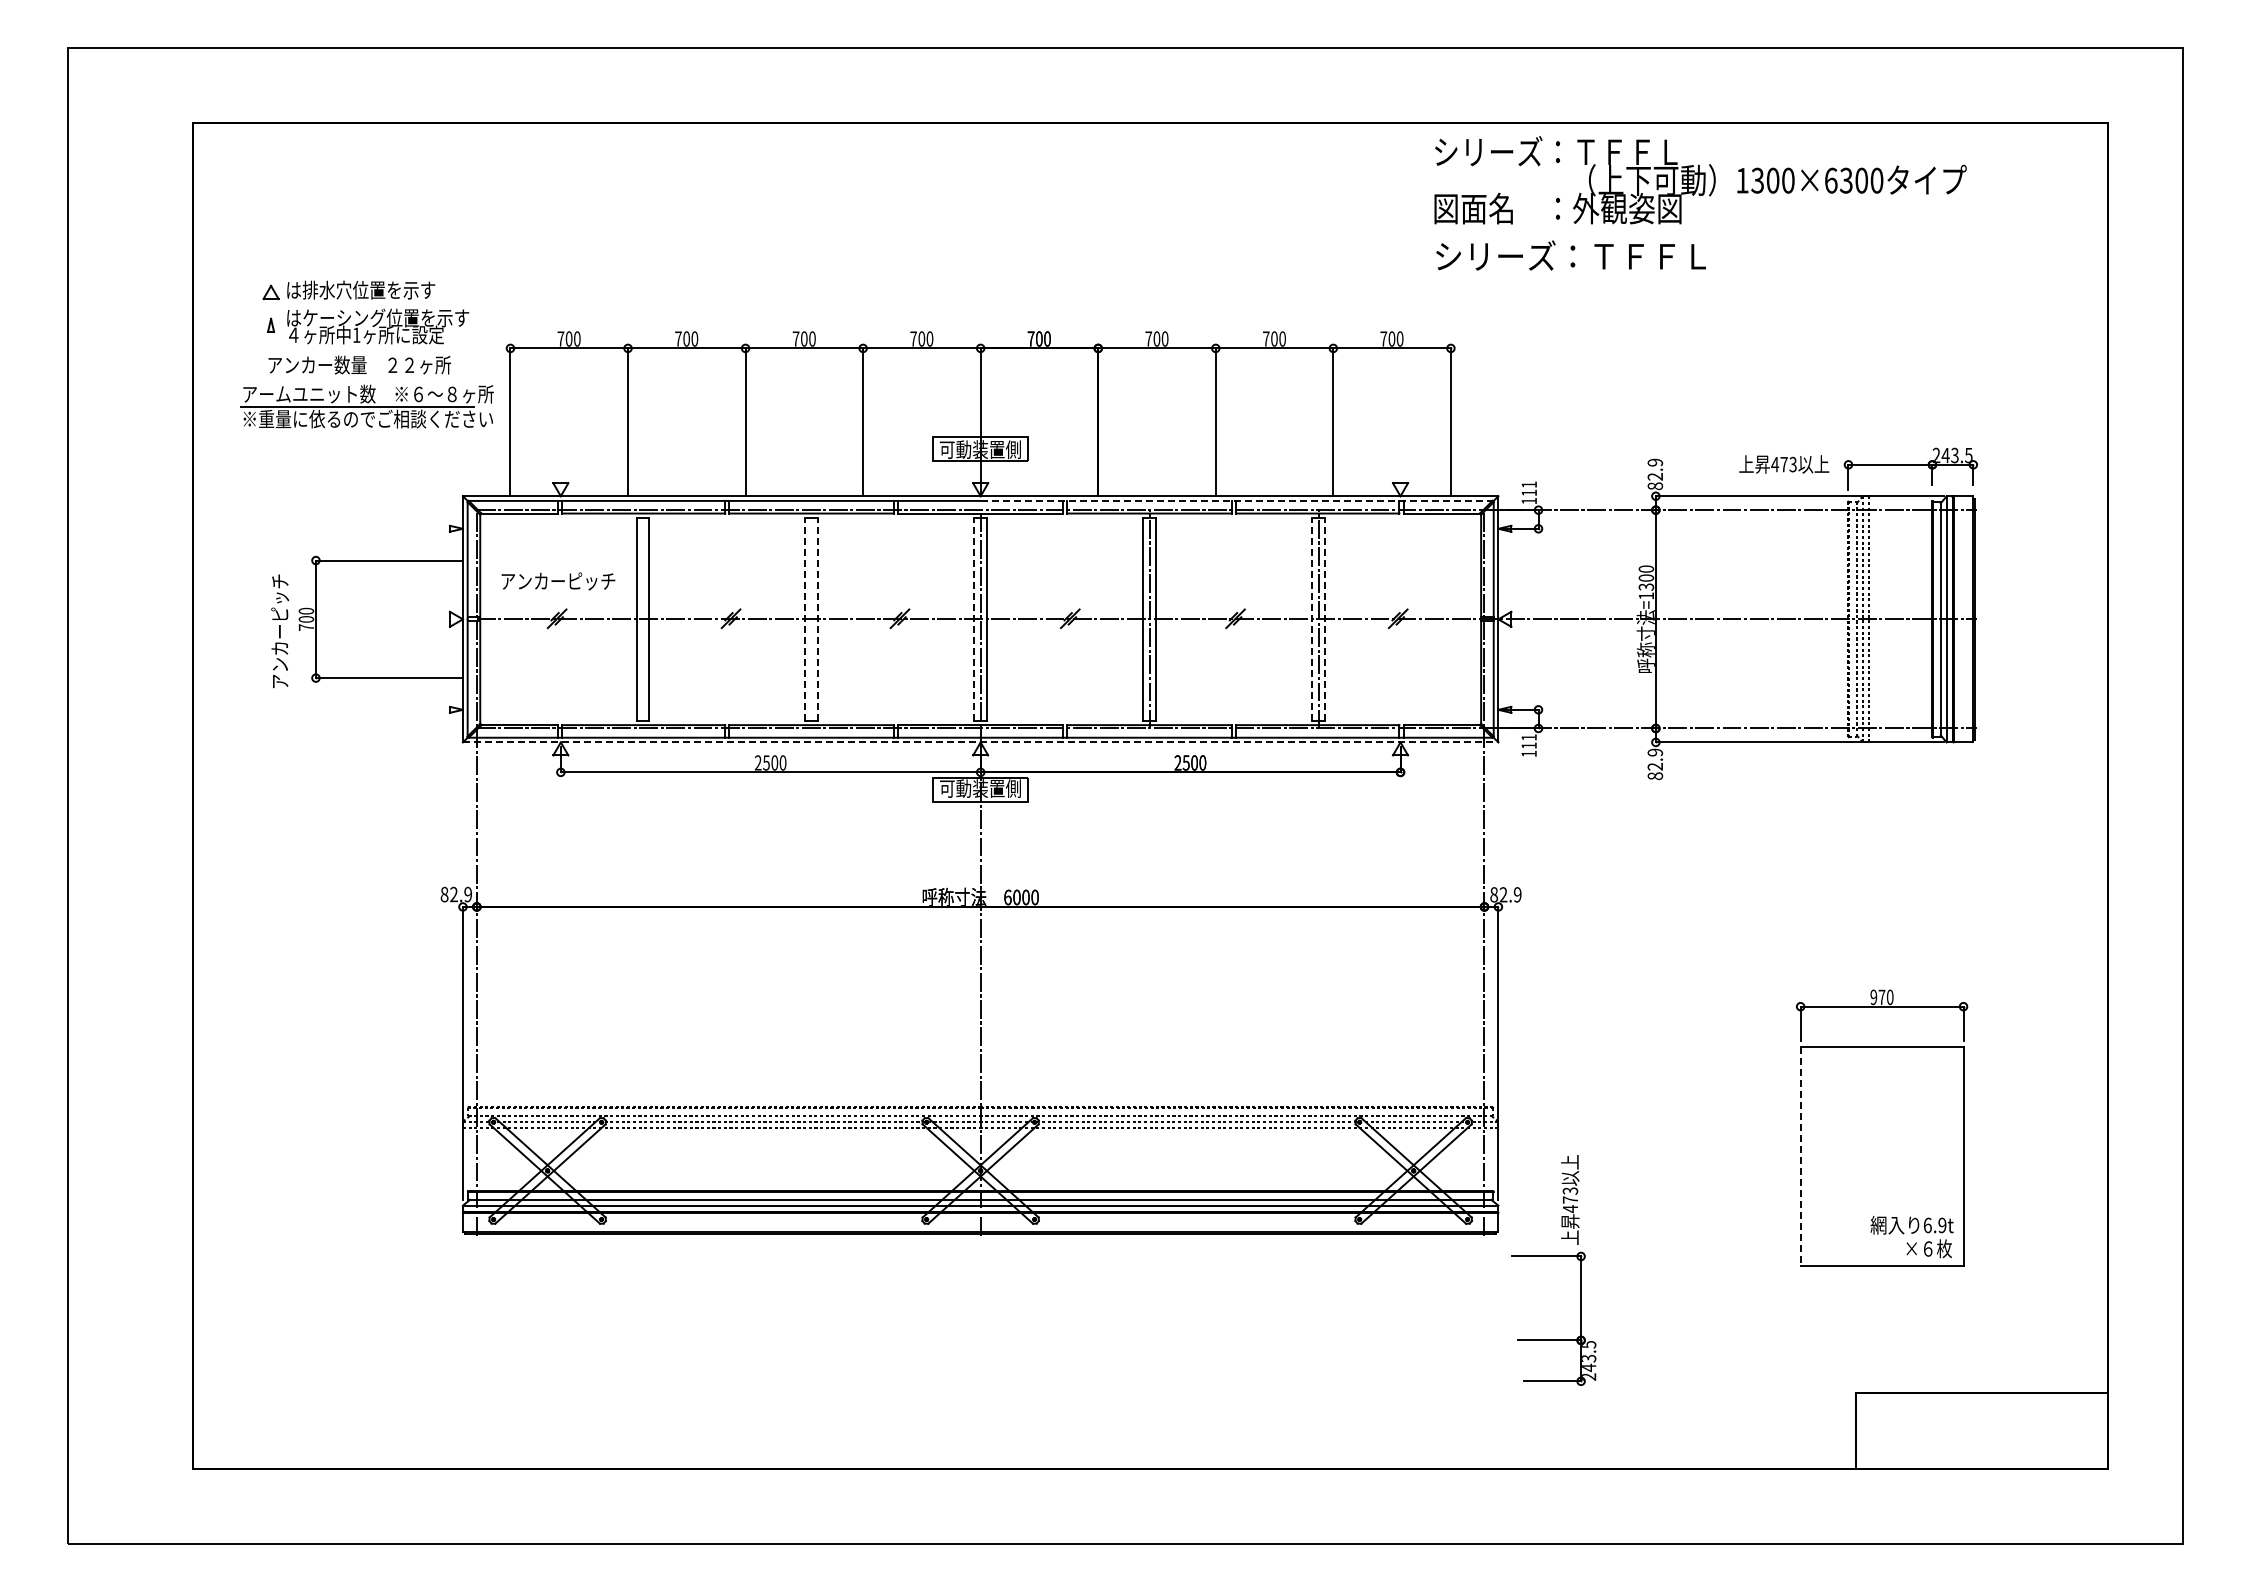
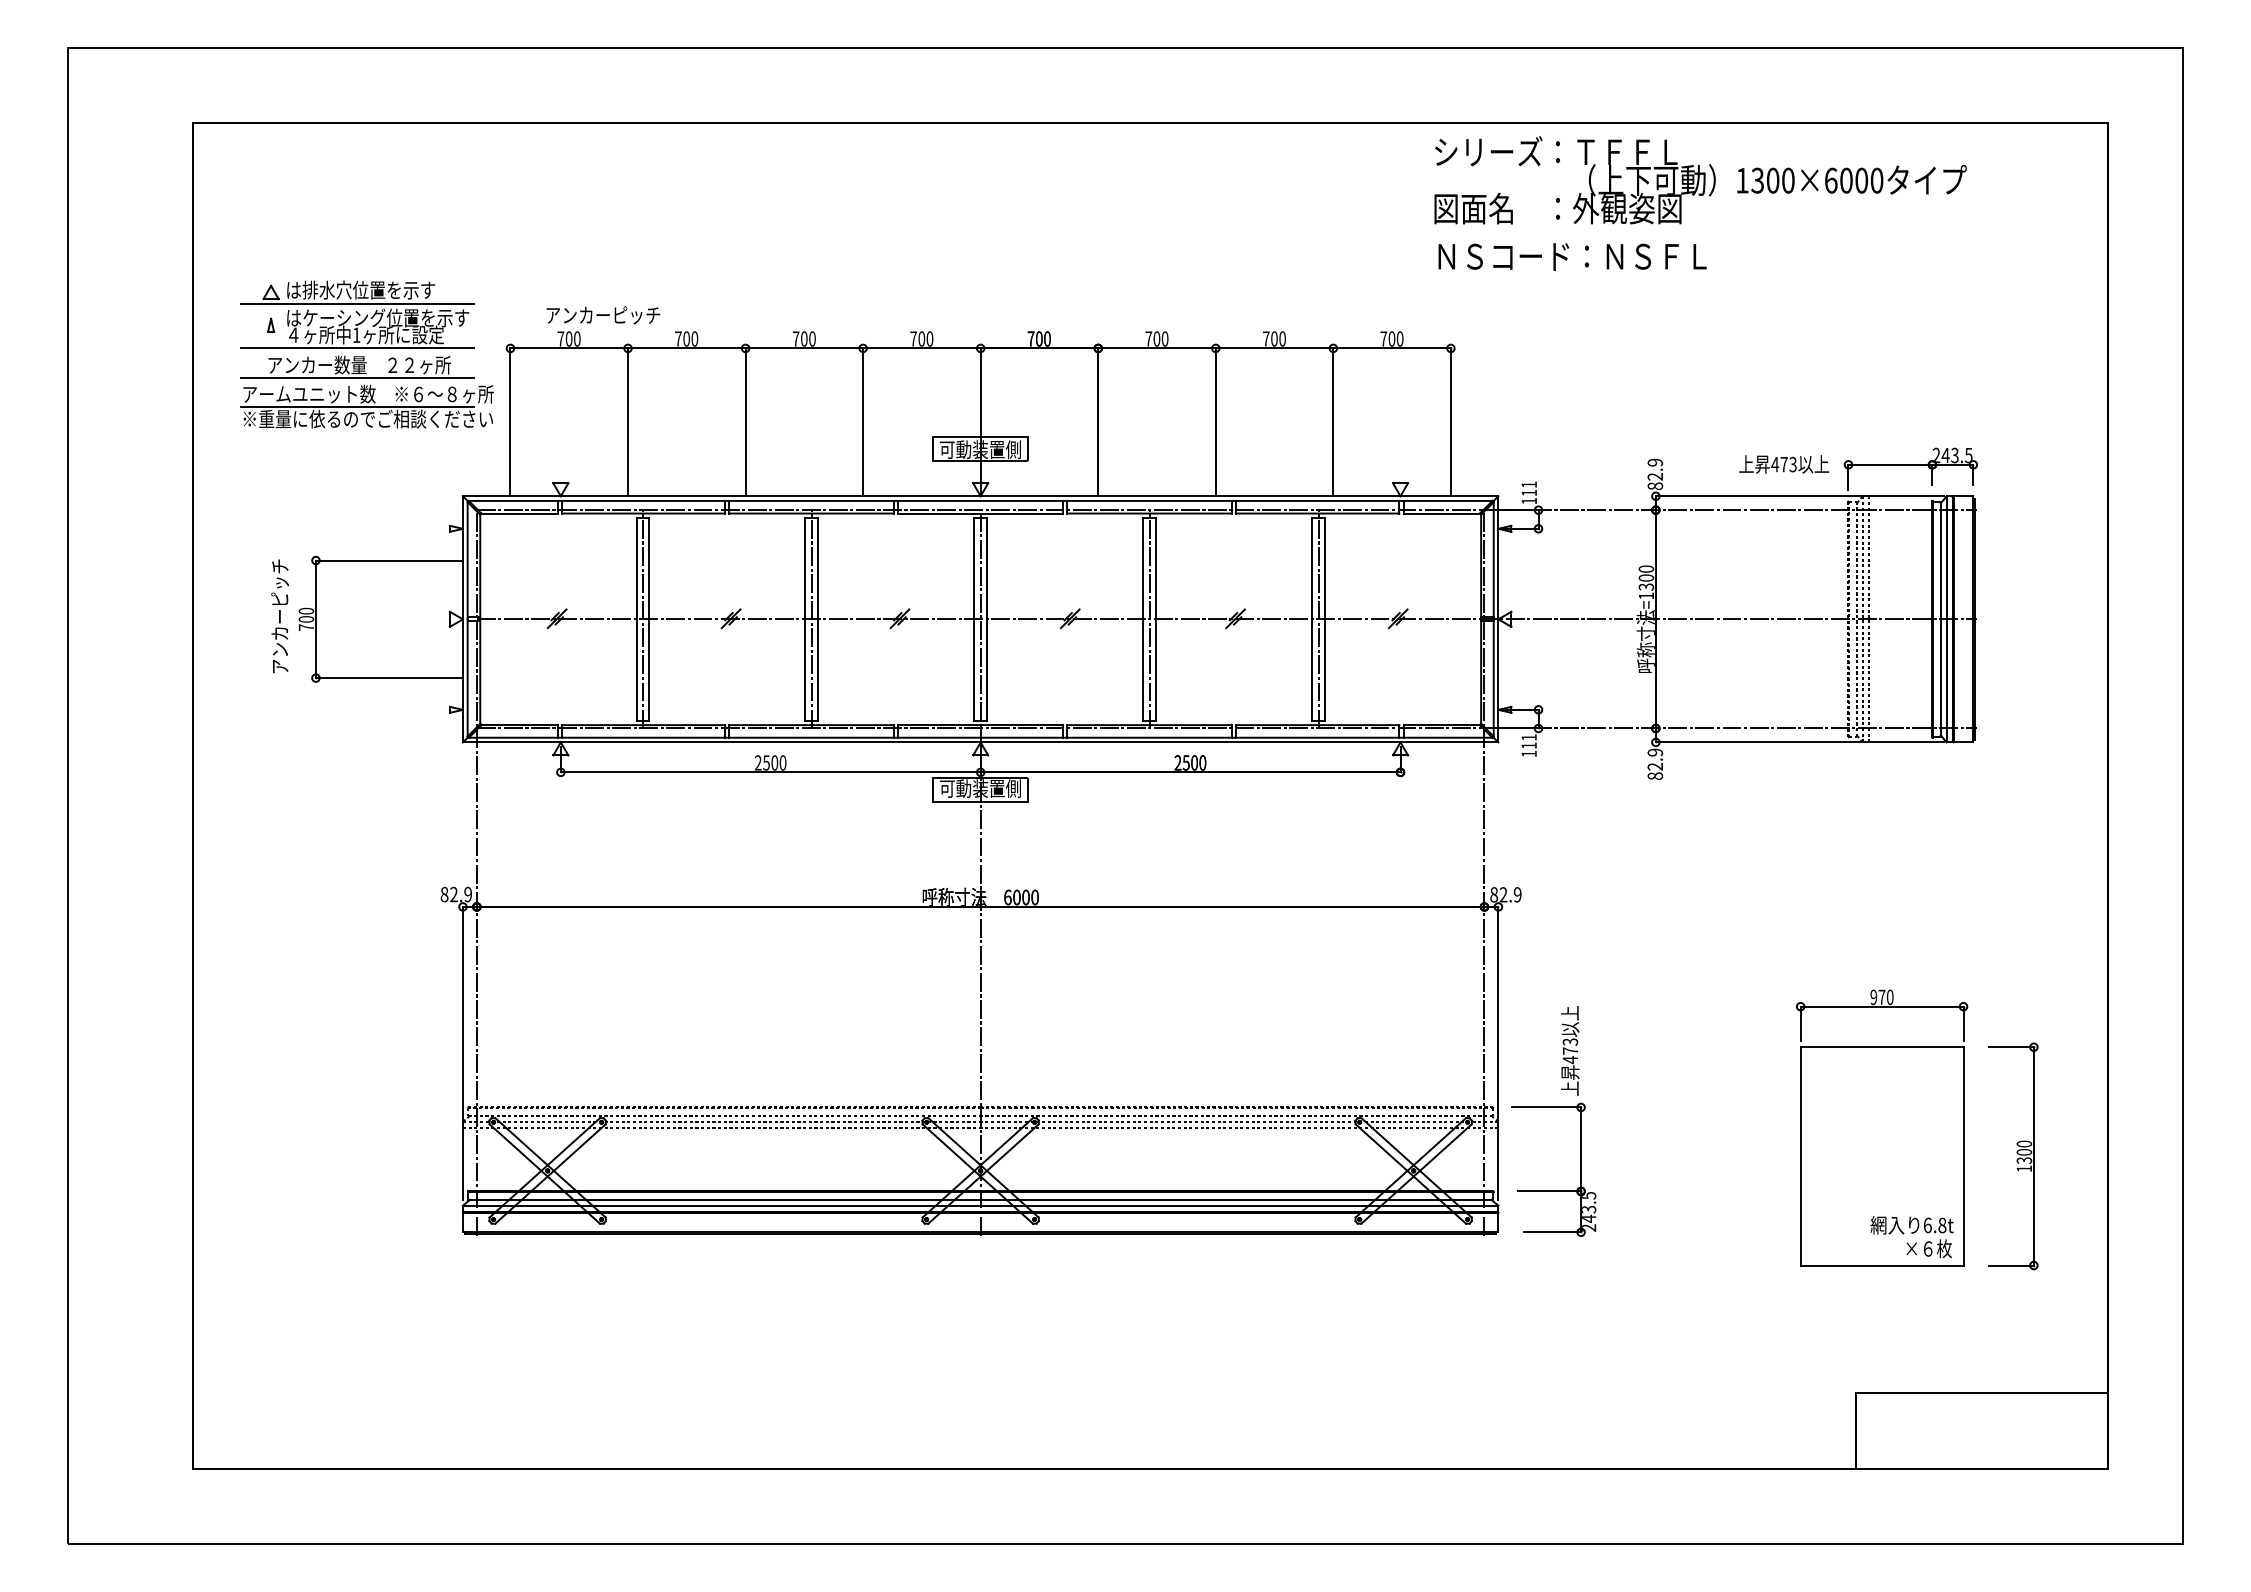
text: 1300×6300 -> 1300×6000 (1845, 180)
text: シリーズ：ＴＦＦＬ -> ＮＳコード：ＮＳＦＬ (1571, 255)
line: none -> present (356, 303)
line: none -> present (356, 348)
line: none -> present (356, 377)
line: dashed -> solid (1236, 500)
text position: (558, 581) -> (603, 315) (603, 315)
line: none -> present (642, 619)
line: dashed -> solid (805, 619)
line: none -> present (811, 619)
line: dashed -> solid (818, 619)
line: dashed -> solid (974, 619)
line: dashed -> solid (1312, 619)
line: dashed -> solid (1324, 619)
text position: (280, 631) -> (280, 616) (280, 616)
line: dashed -> solid (980, 742)
line: dashed -> solid (1800, 1156)
part: none -> present (2013, 1156)
text: 6.9t -> 6.8t (1942, 1225)
part position: (1553, 1256) -> (1553, 1107) (1553, 1107)
